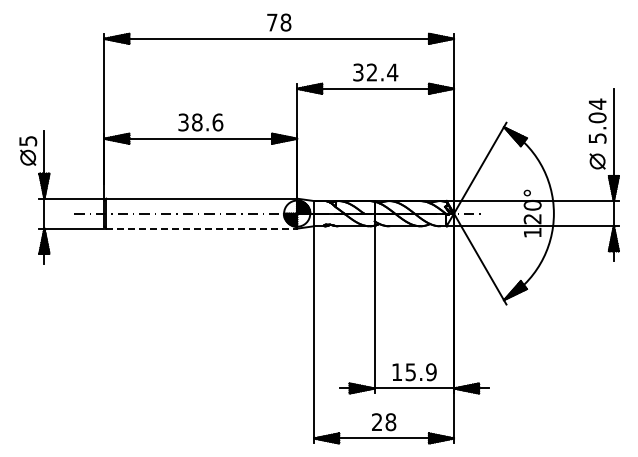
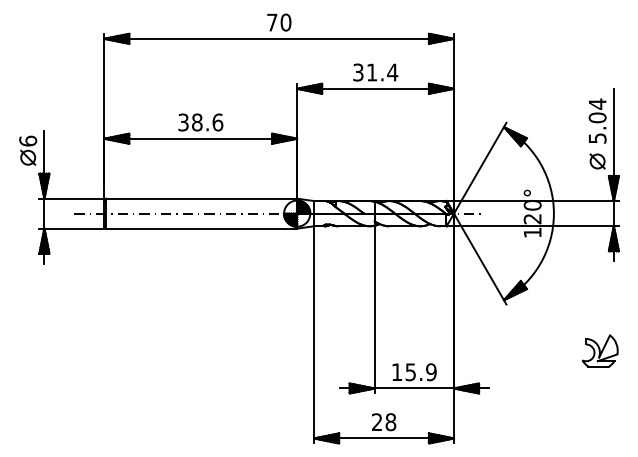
text: 78 -> 70 (285, 22)
text: 32.4 -> 31.4 (371, 72)
text: 5 -> 6 (28, 140)
line: dashed -> solid (202, 228)
part: none -> present (600, 350)
